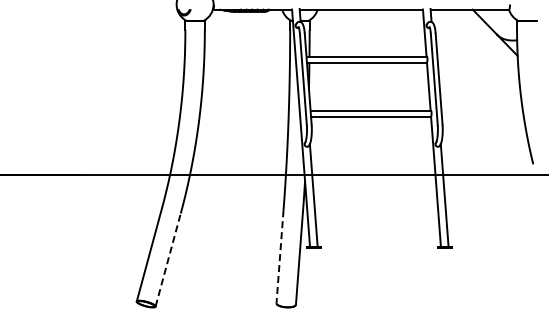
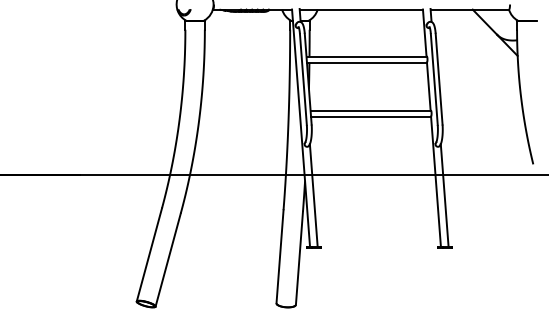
line: dashed -> solid (280, 256)
line: dashed -> solid (168, 259)
